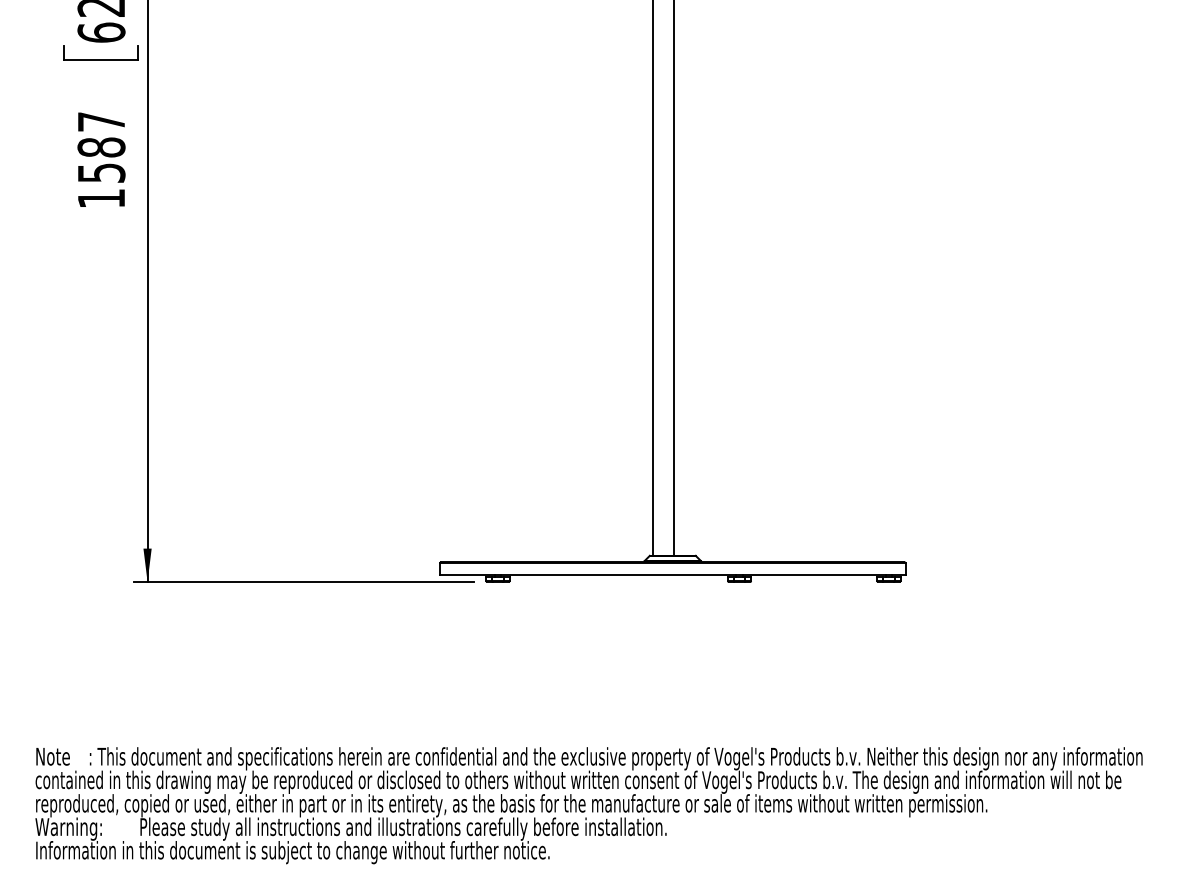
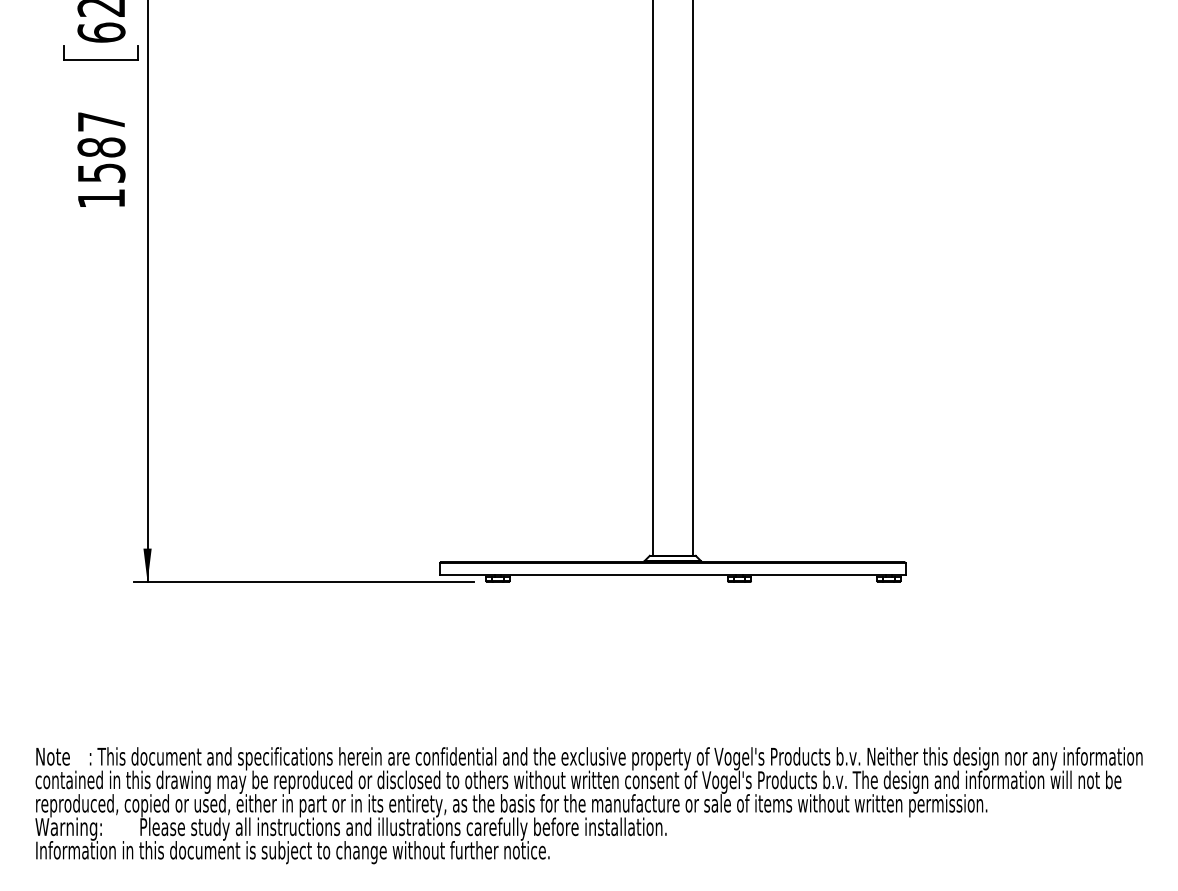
line position: (673, 278) -> (692, 278) (692, 278)
